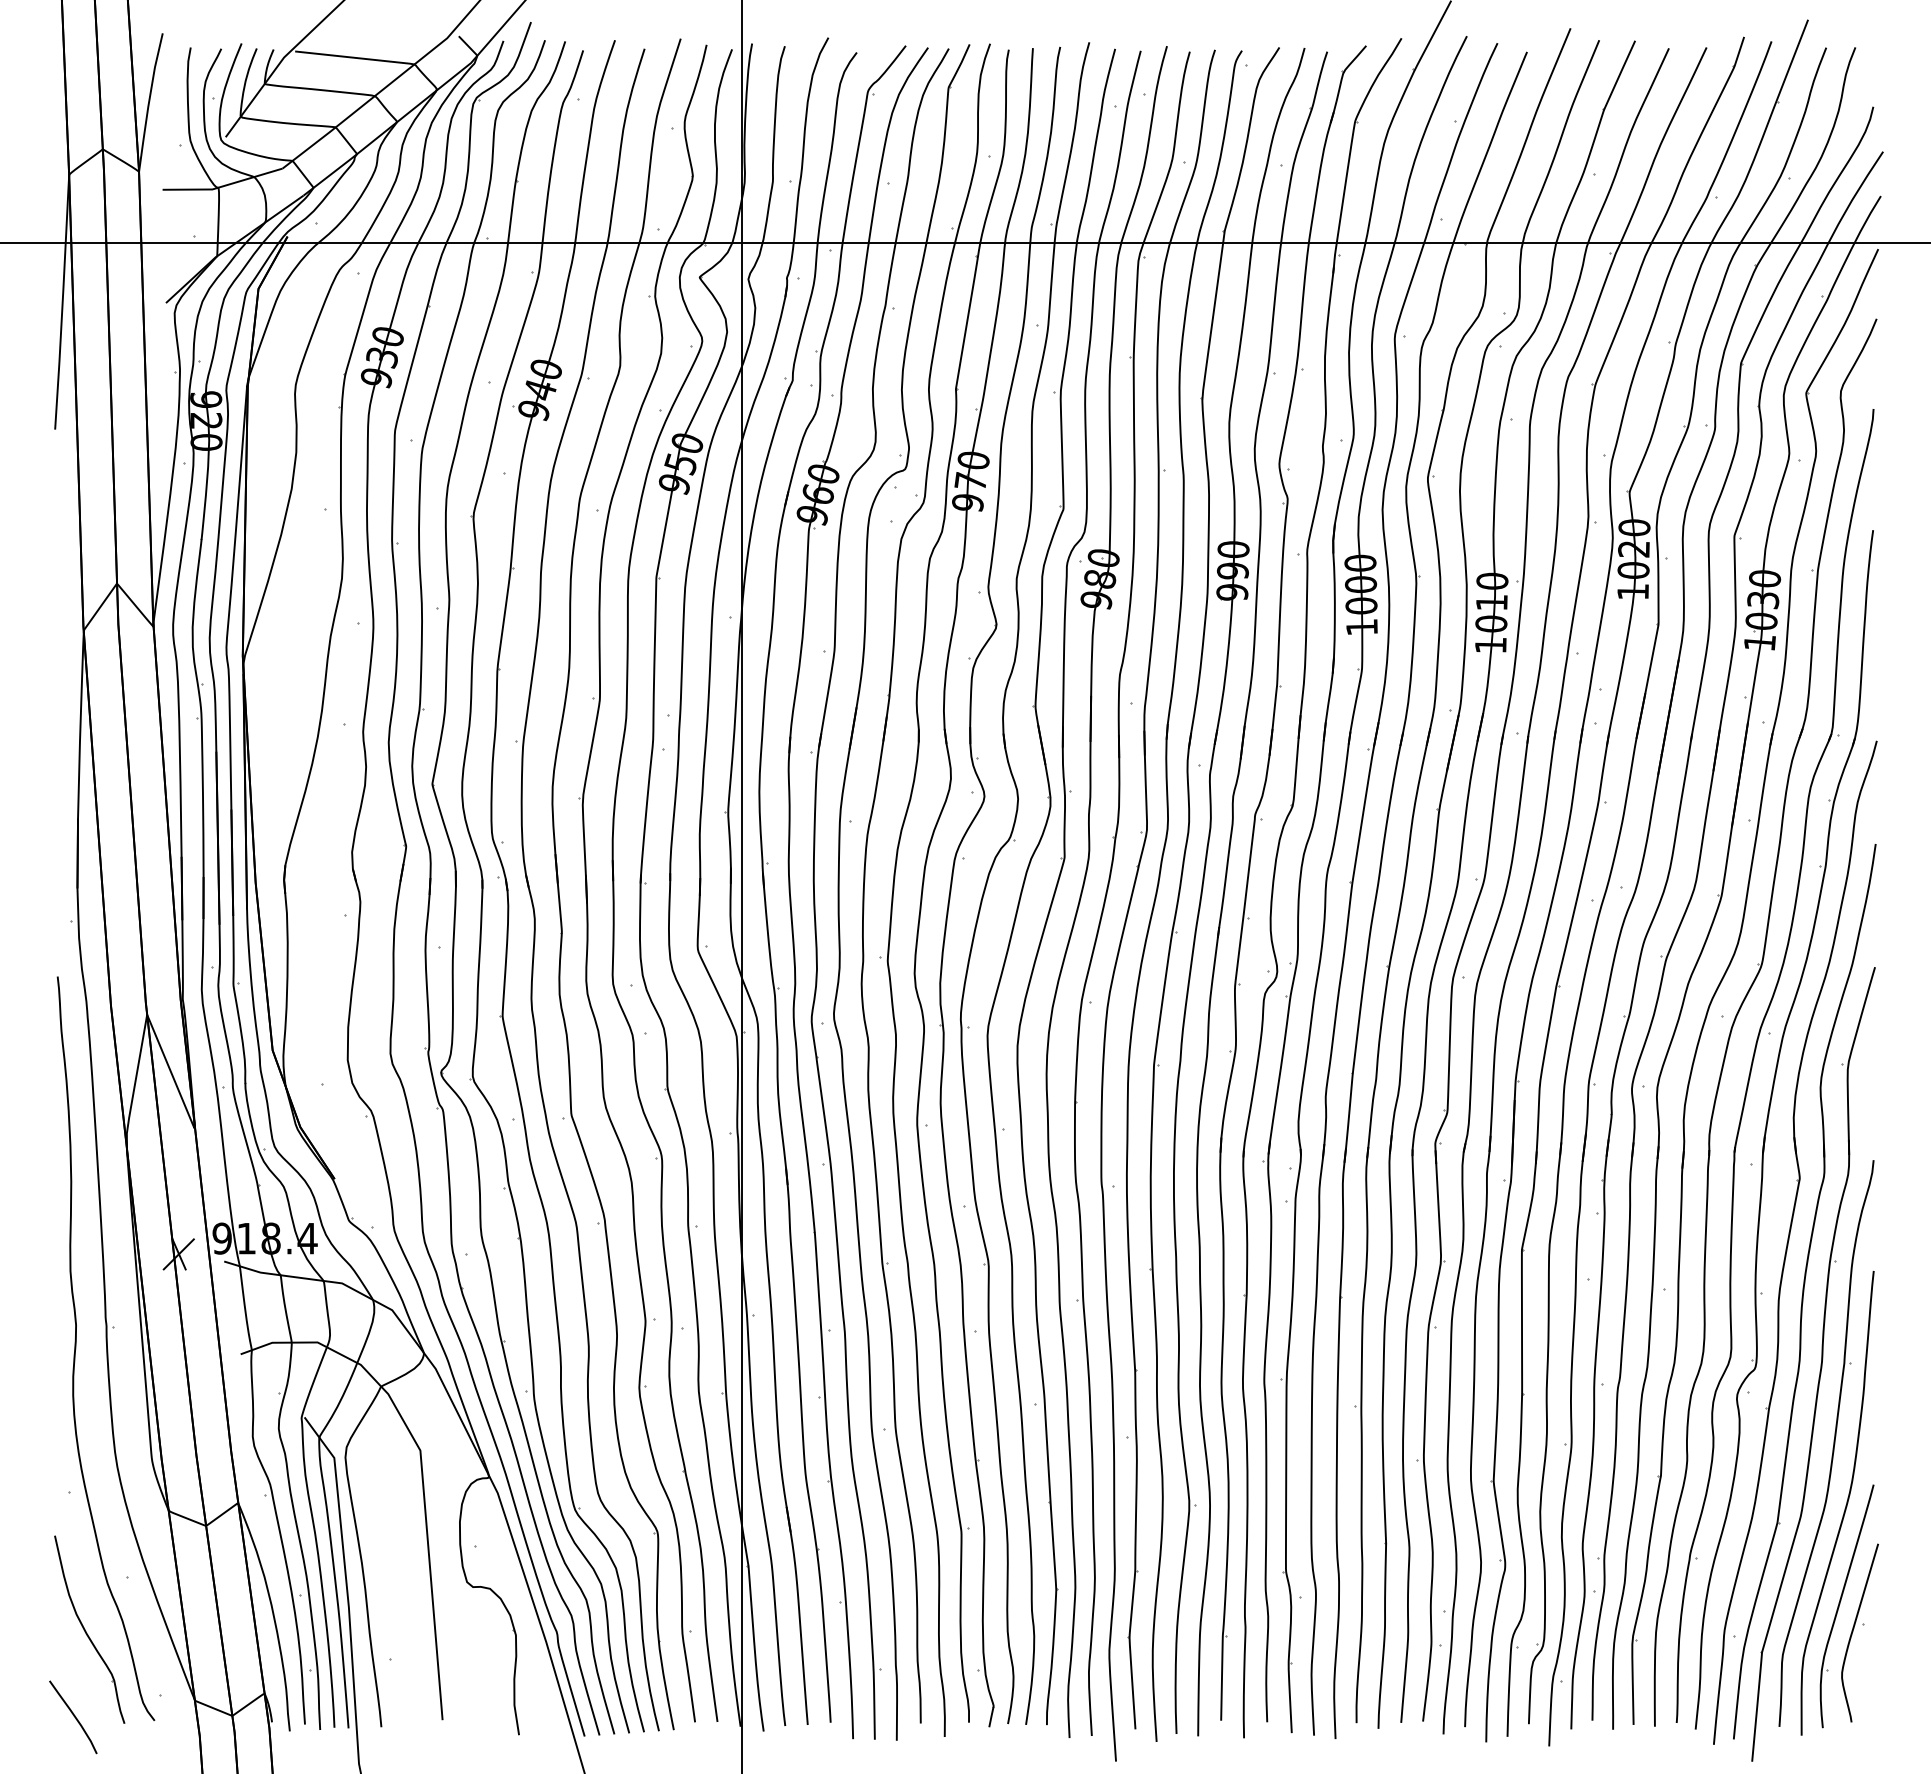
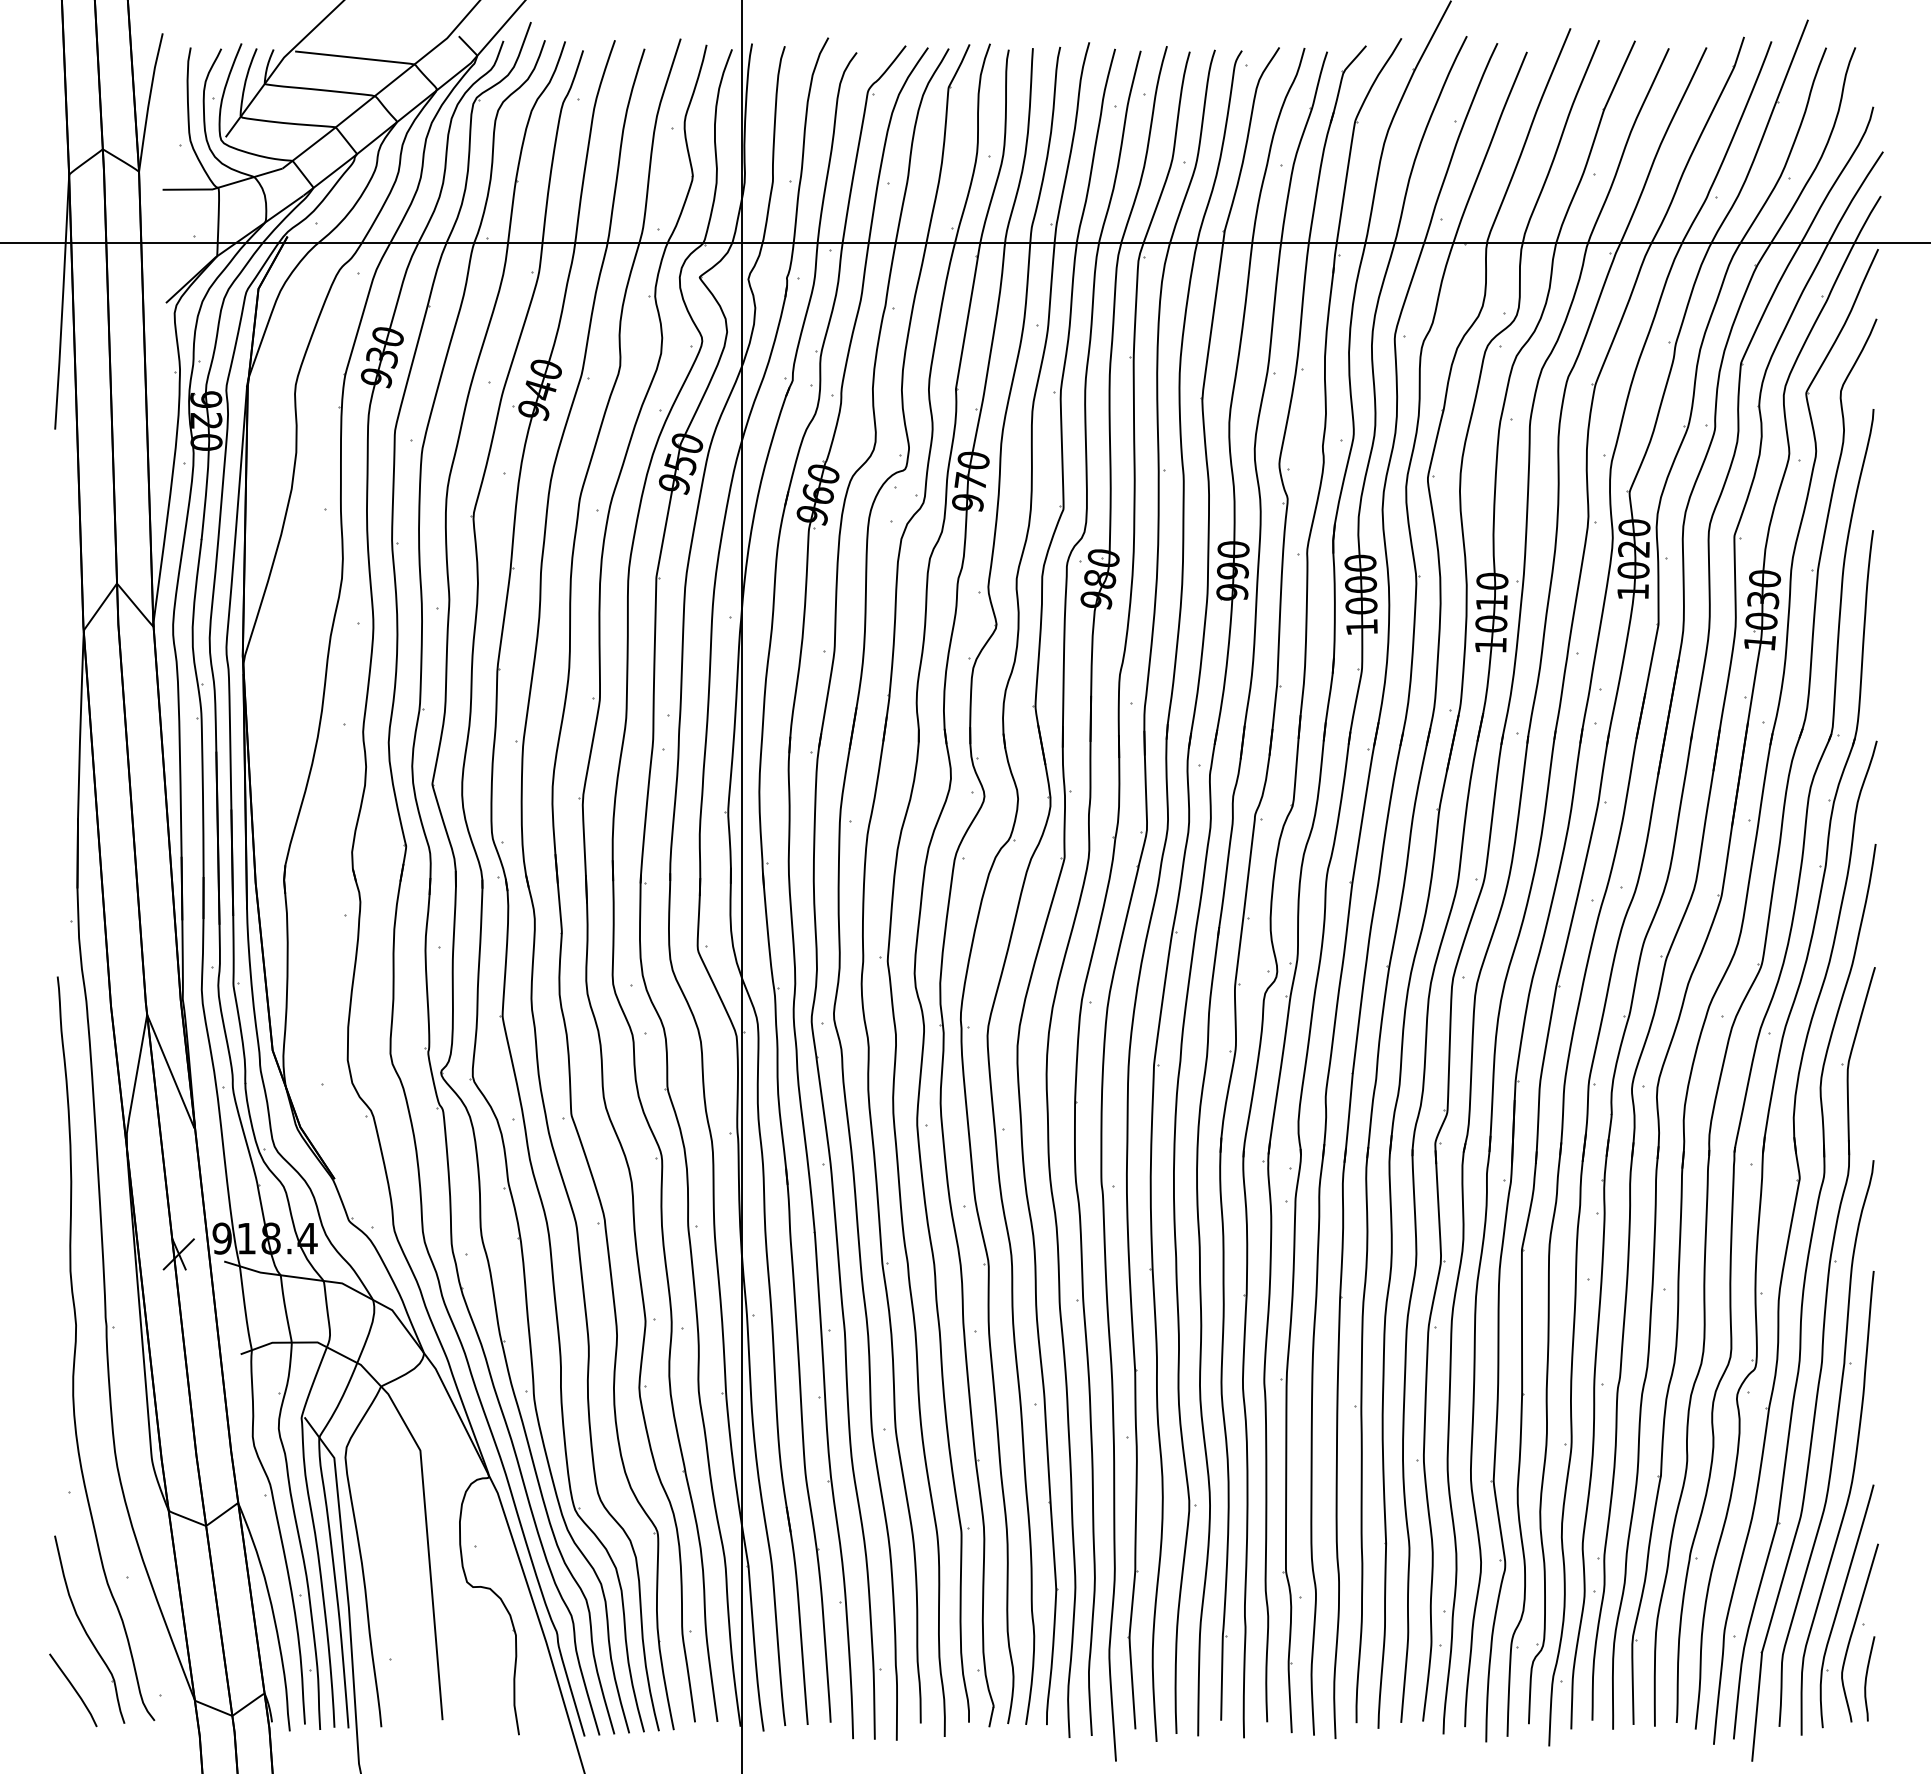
curve: none -> present (1867, 1677)
curve position: (73, 1716) -> (73, 1689) (73, 1689)
